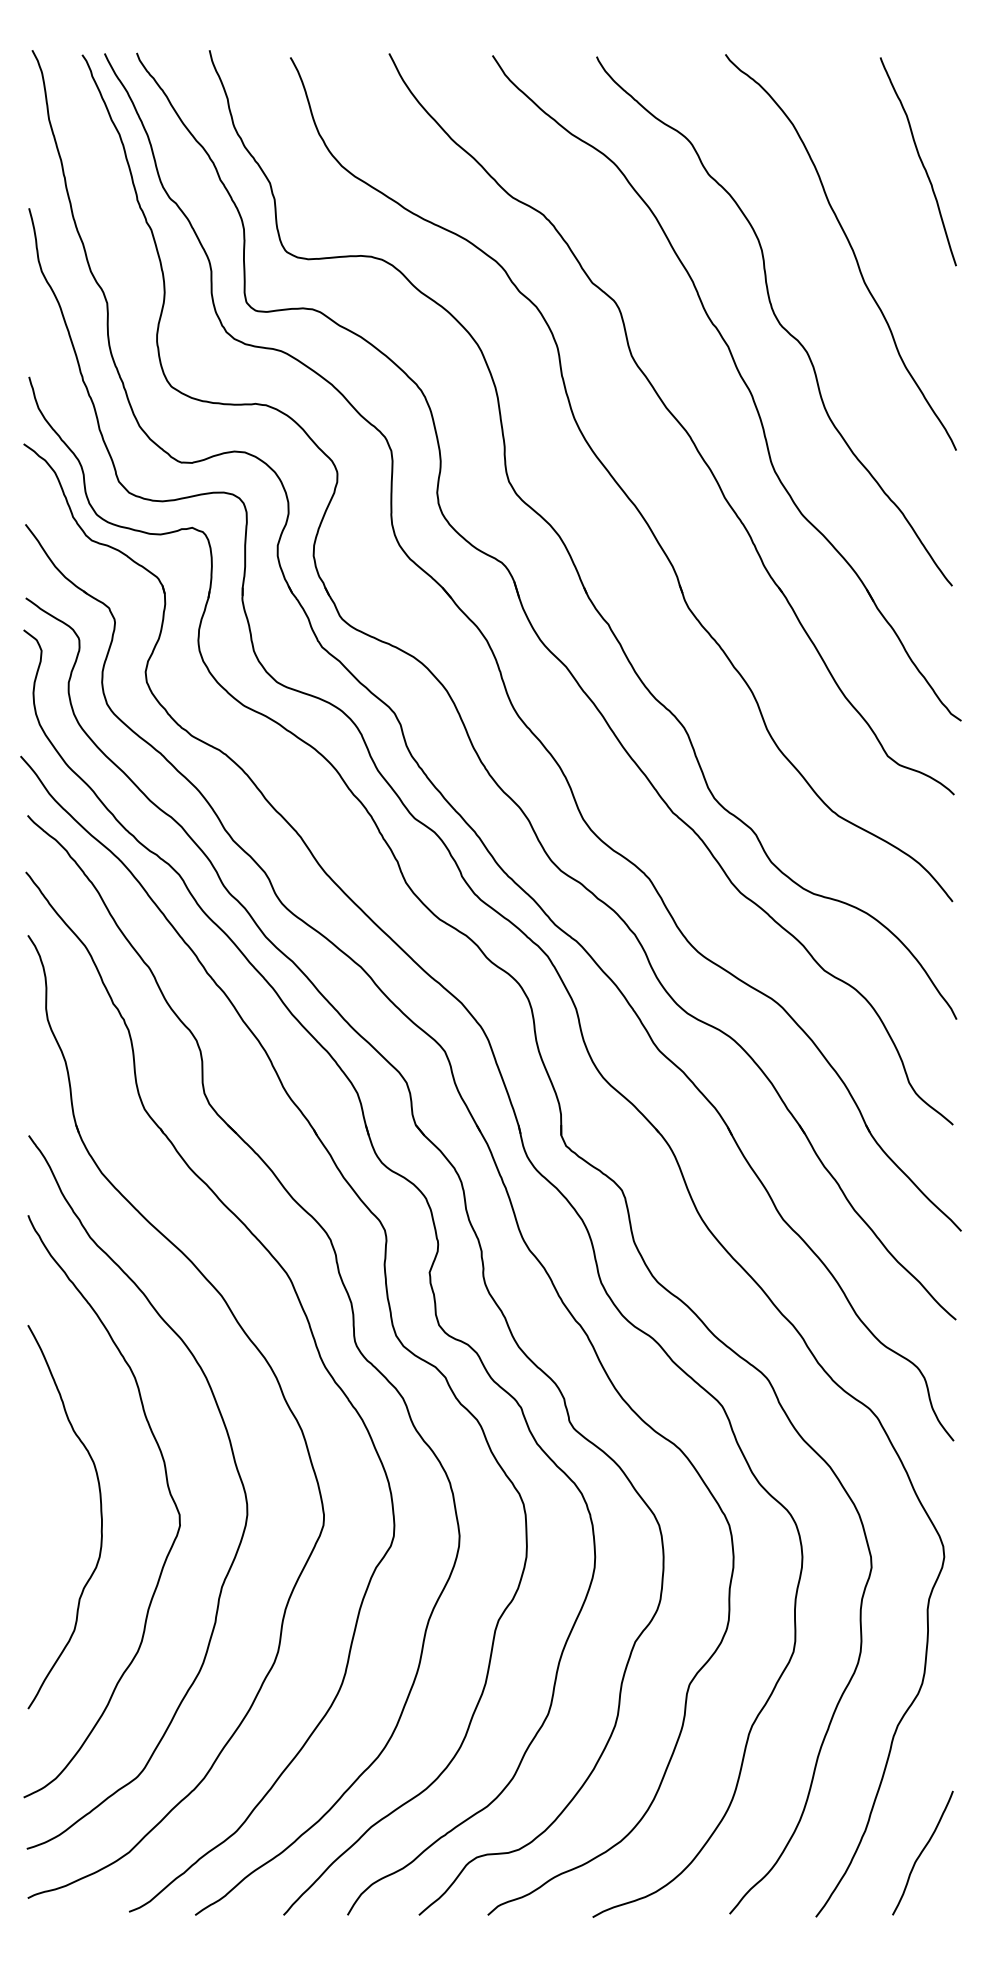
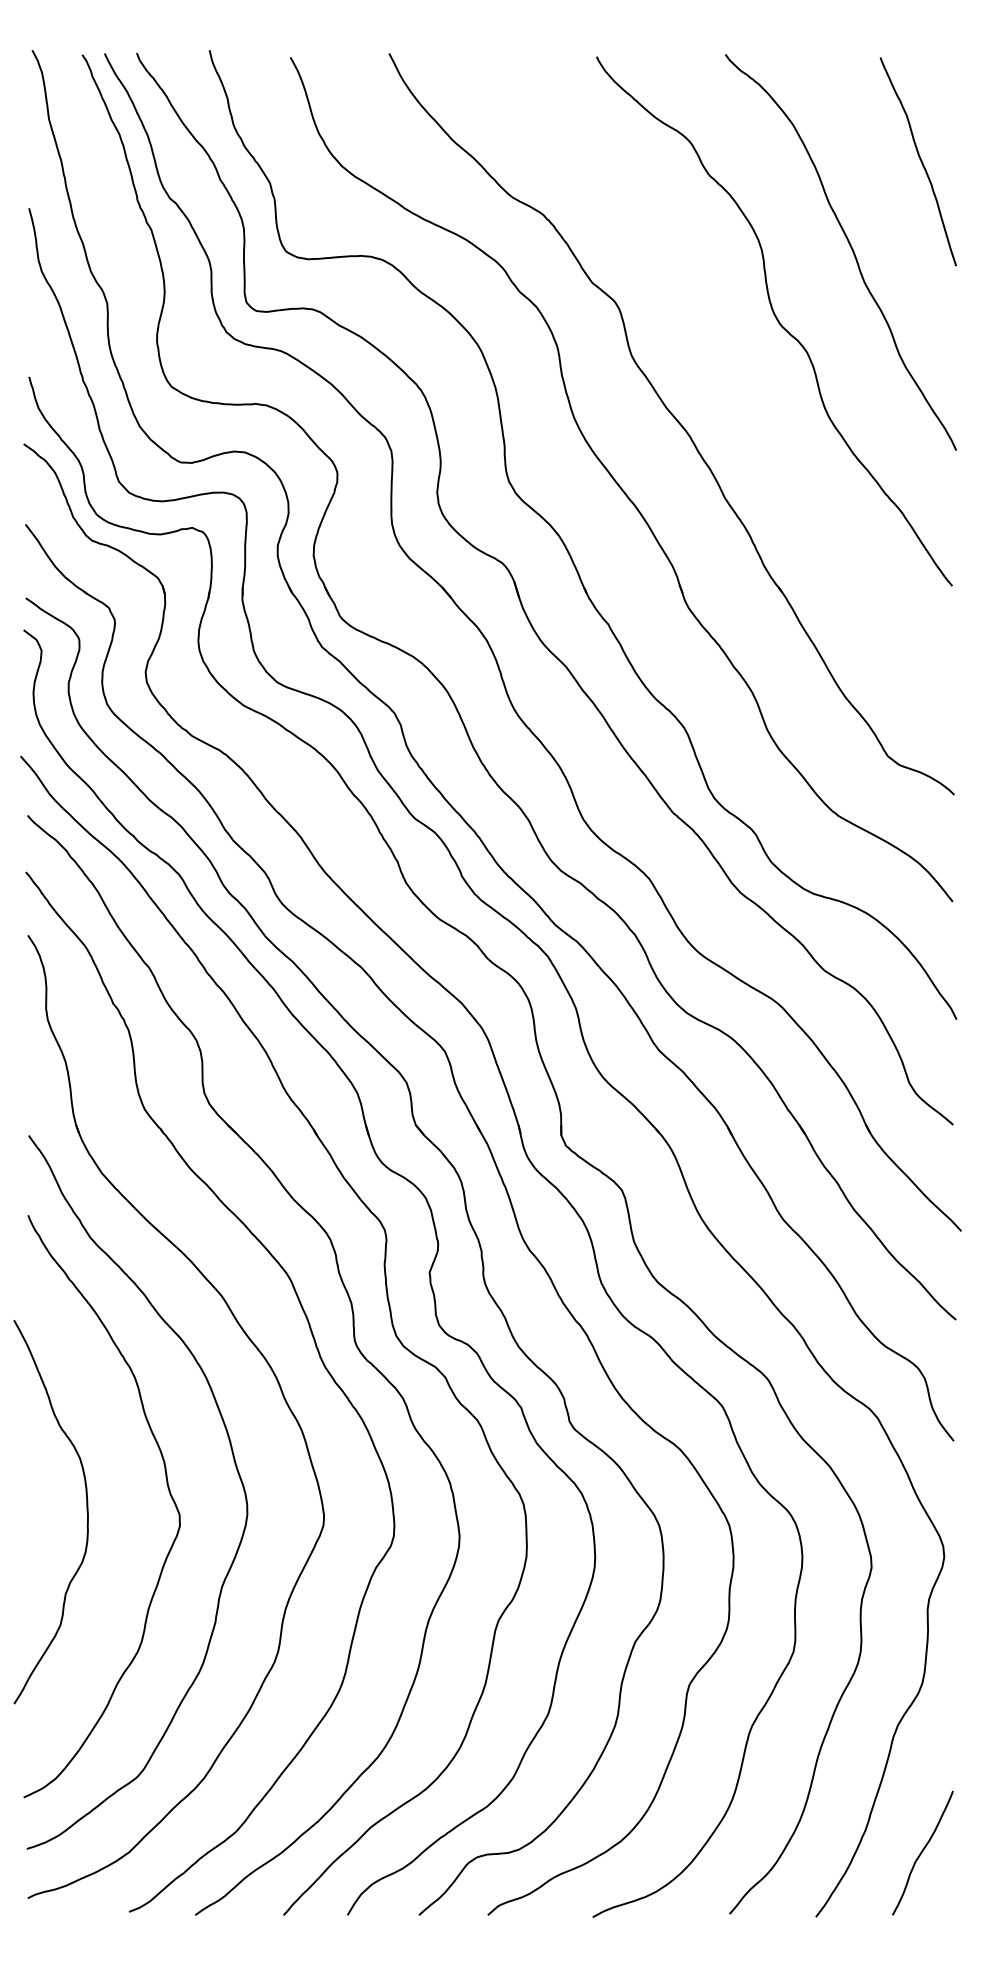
part: present -> none (741, 379)
curve position: (100, 1517) -> (86, 1512) (86, 1512)
